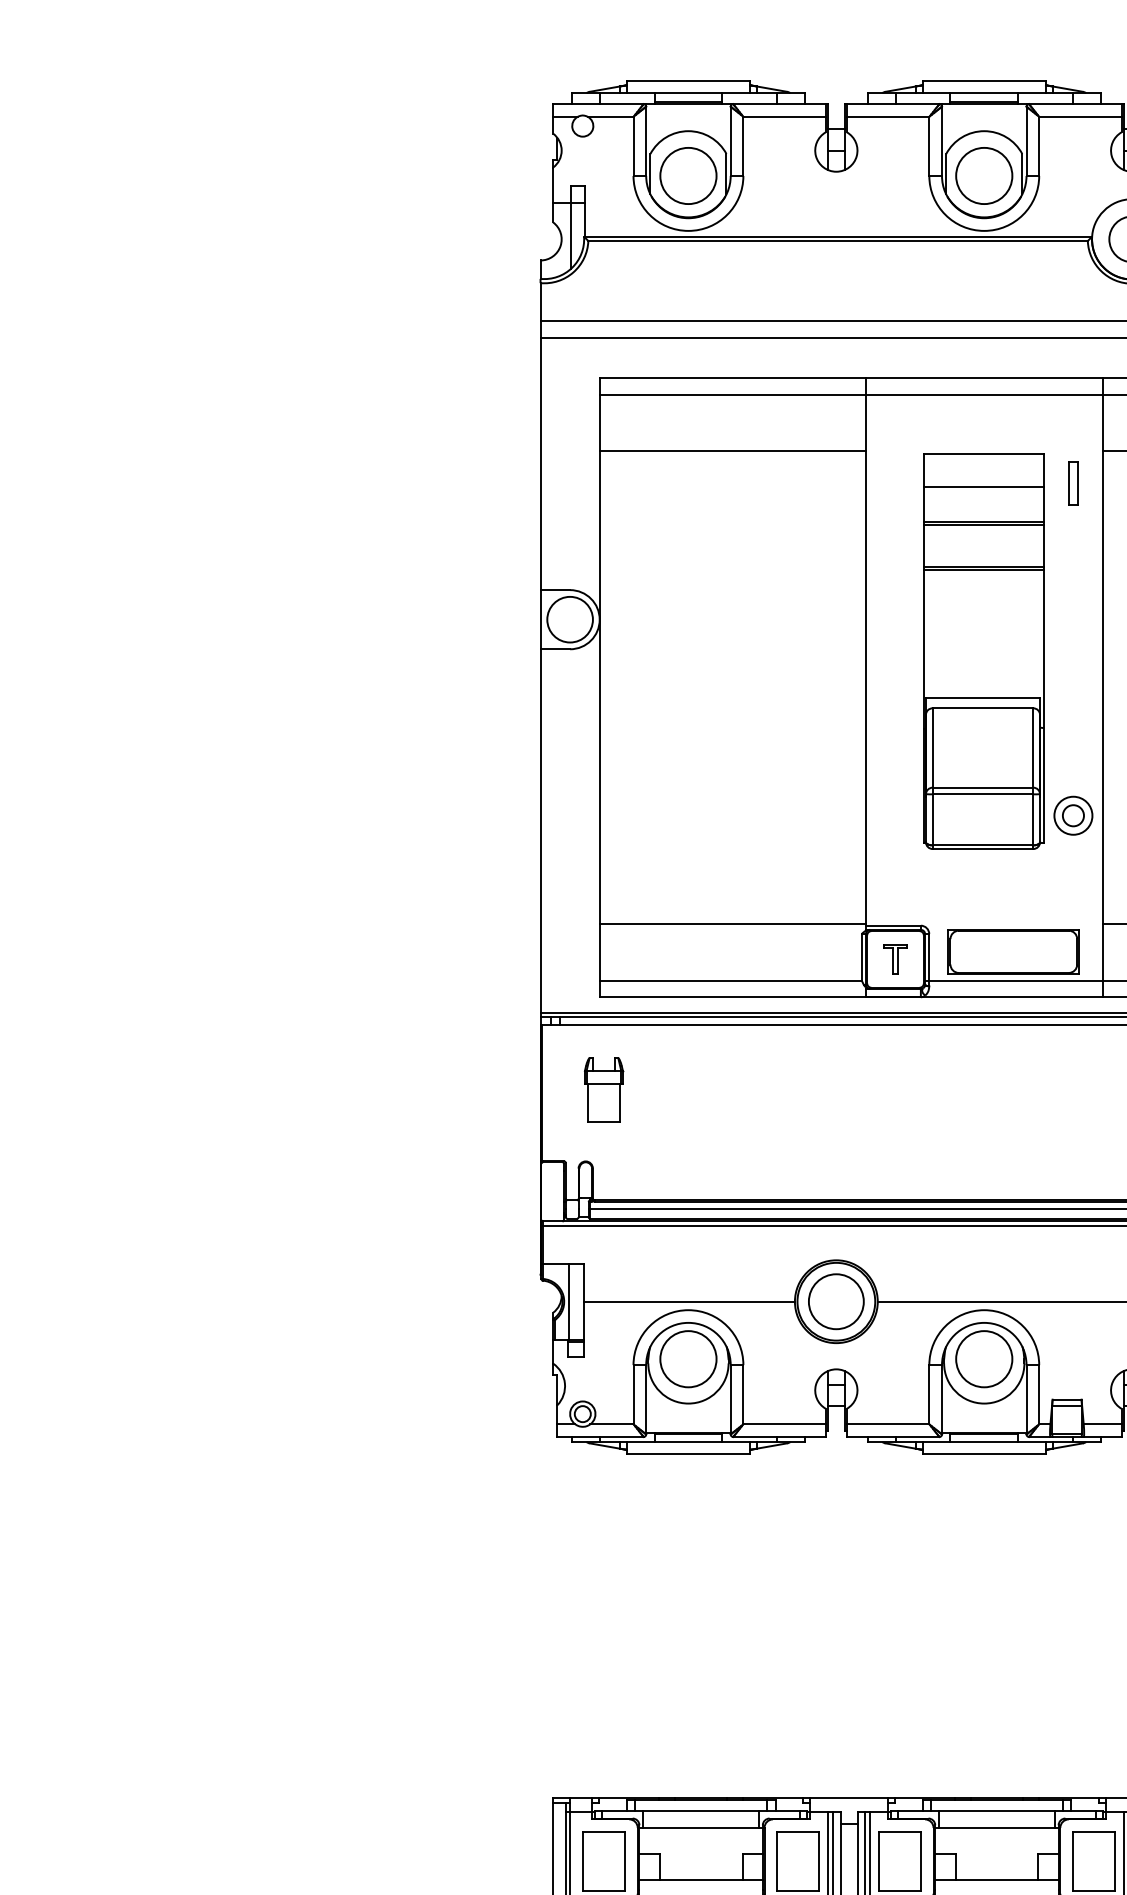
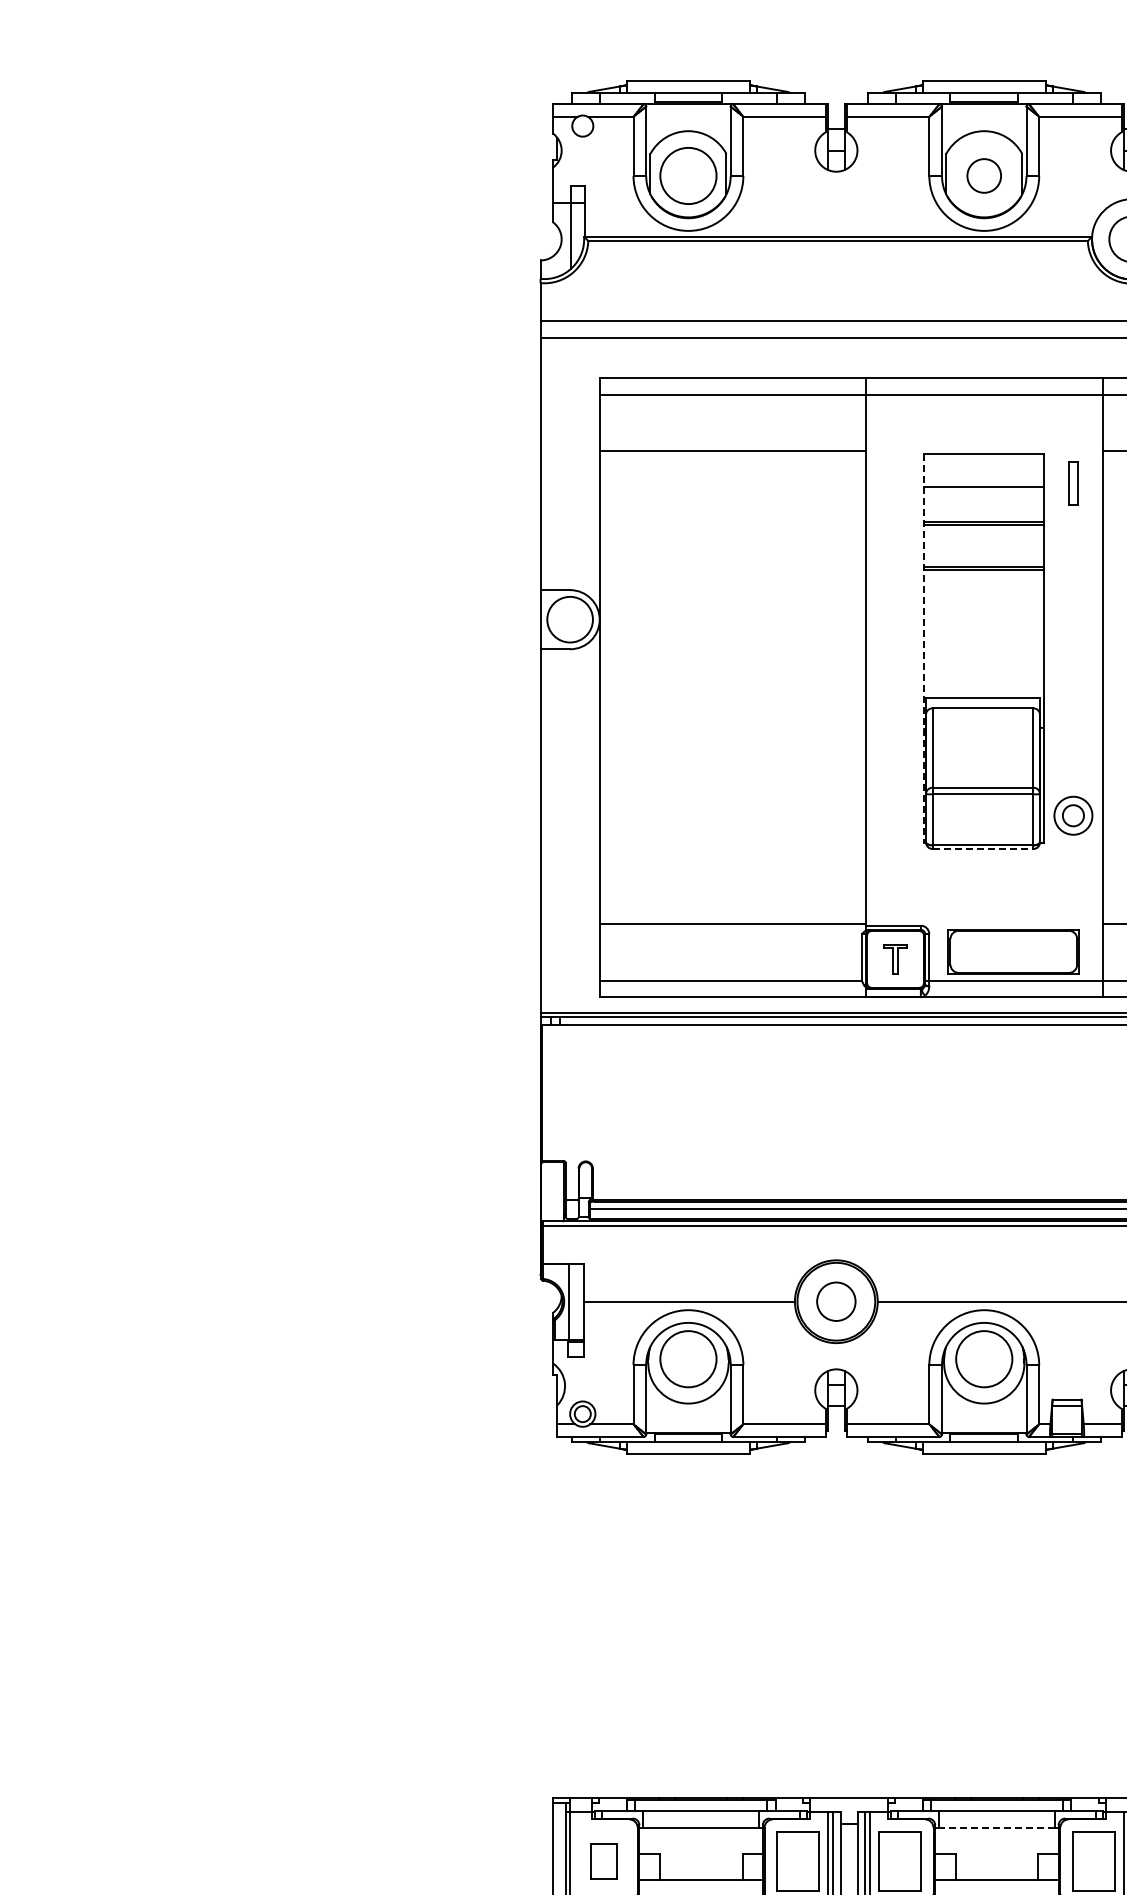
circle diameter: 56 px -> 34 px (984, 175)
line: solid -> dashed (924, 648)
line: solid -> dashed (983, 849)
part: present -> none (604, 1089)
circle diameter: 55 px -> 38 px (836, 1301)
line: solid -> dashed (996, 1827)
part size: 44x61 px -> 28x37 px (603, 1861)
